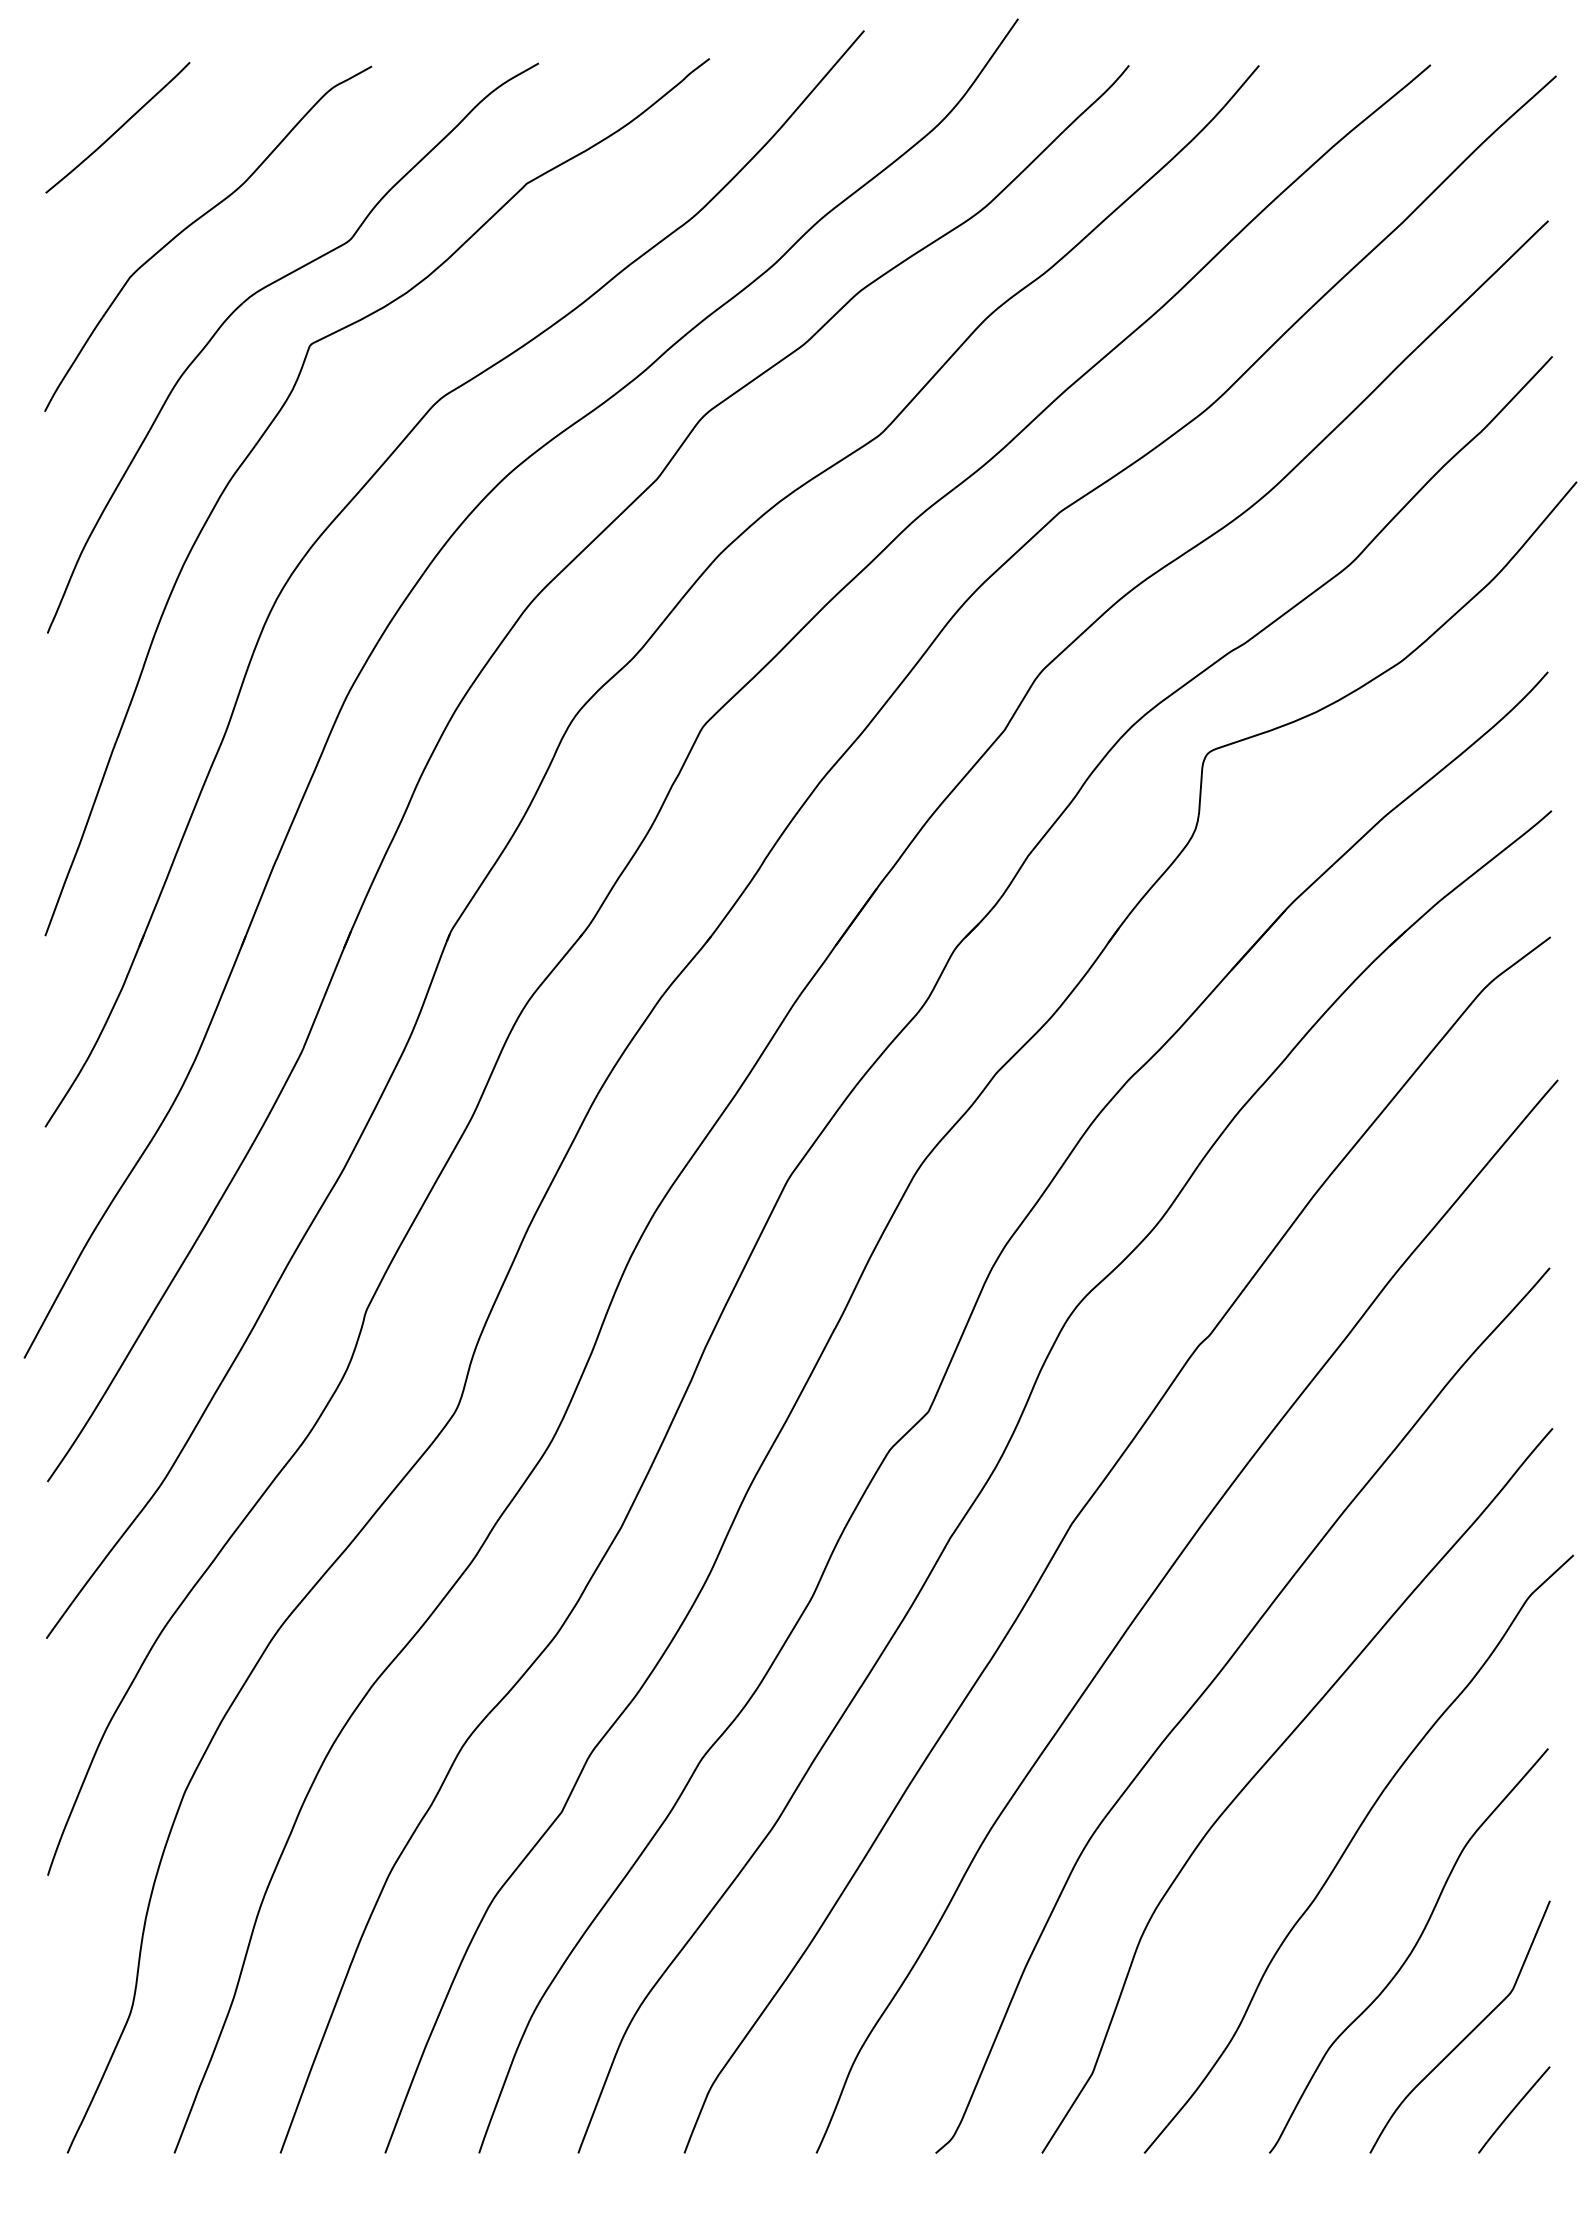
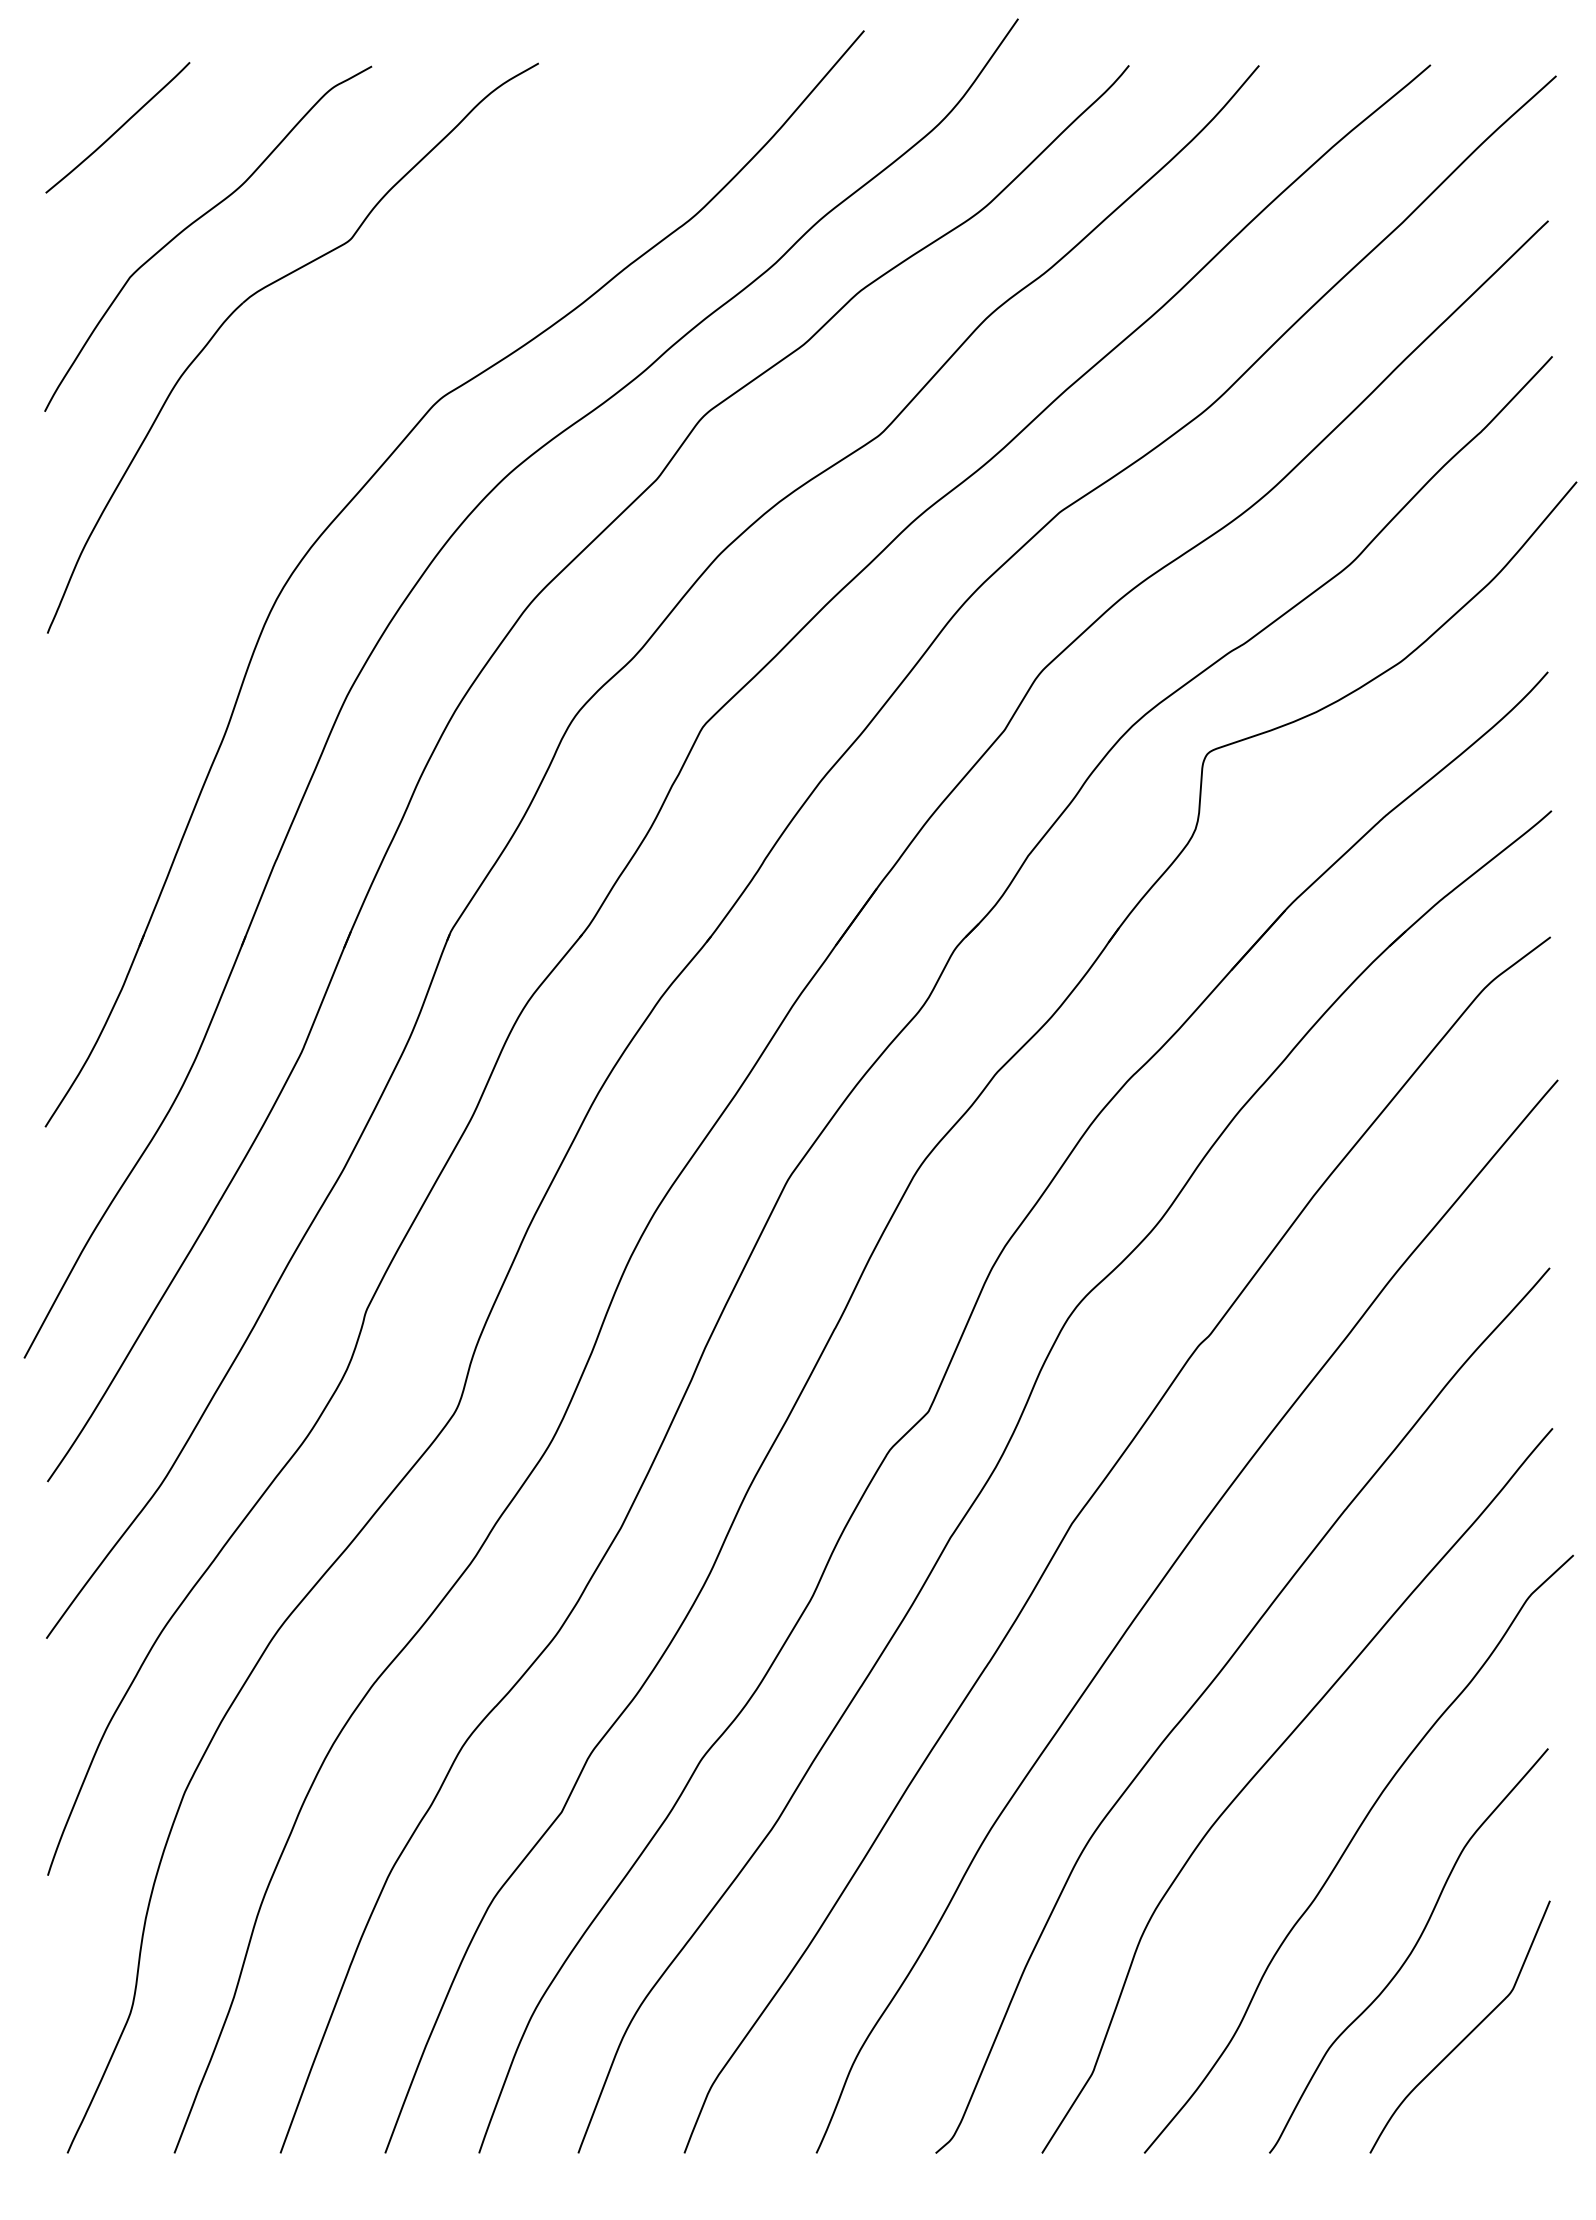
curve: present -> none (272, 423)
curve: present -> none (1514, 2109)
